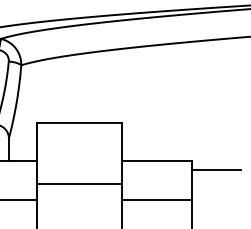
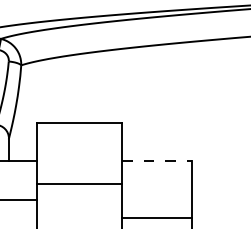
line: solid -> dashed (156, 160)
line: present -> none (215, 169)
line position: (156, 199) -> (156, 217) (156, 217)
